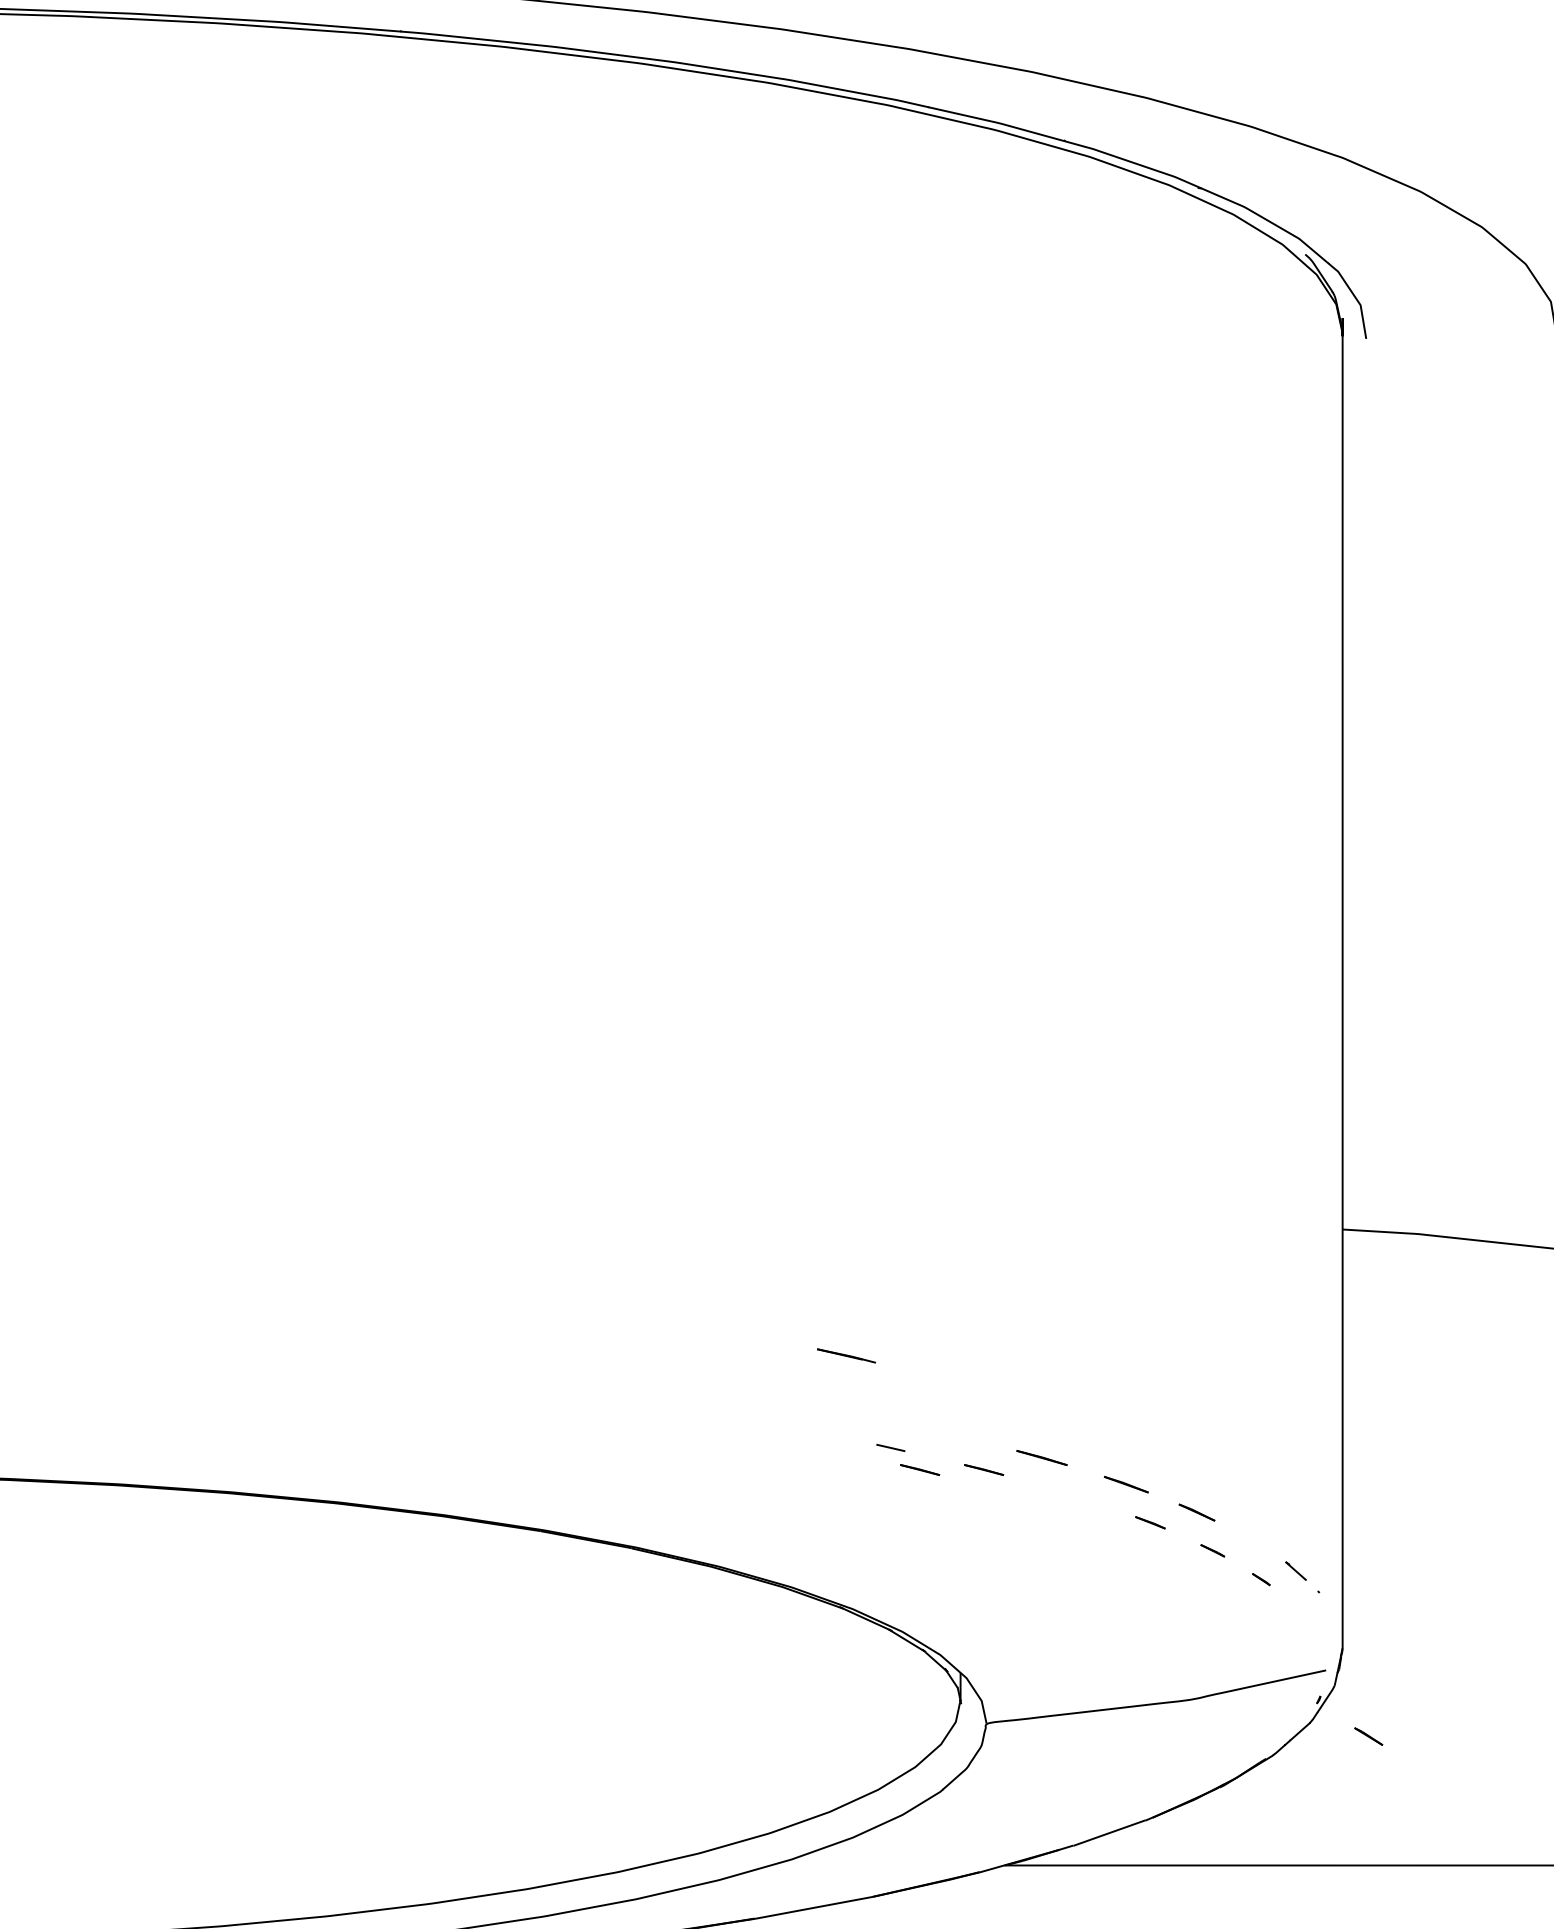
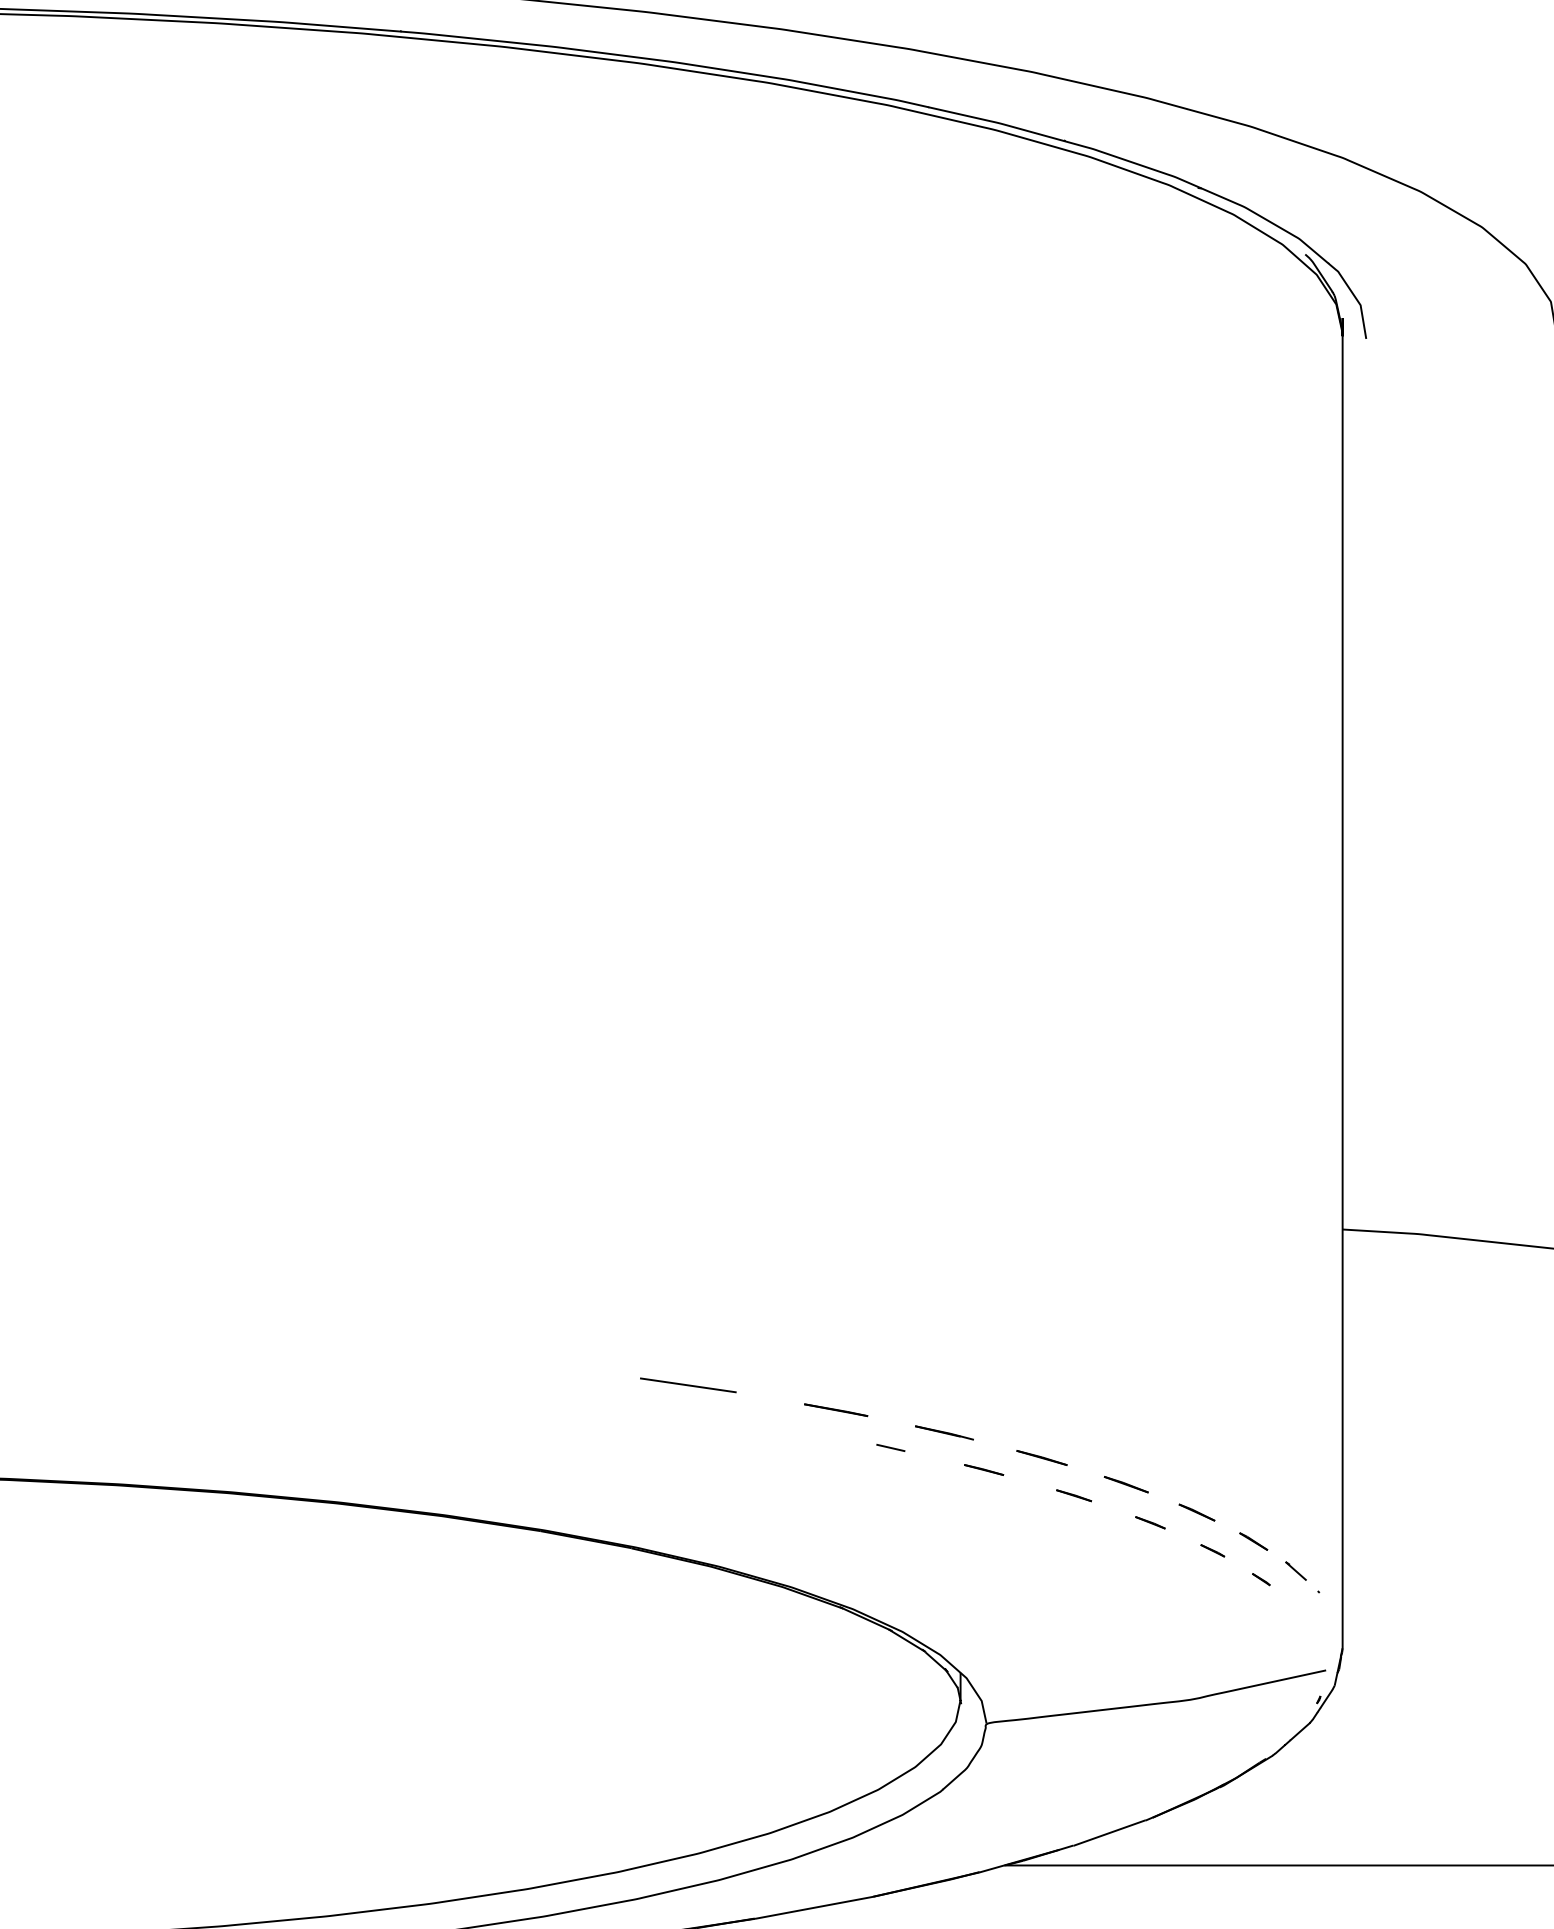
line position: (846, 1355) -> (944, 1432) (944, 1432)
line: none -> present (688, 1385)
line: none -> present (836, 1410)
line: present -> none (920, 1469)
line: none -> present (1074, 1495)
line position: (1368, 1736) -> (1253, 1541) (1253, 1541)
